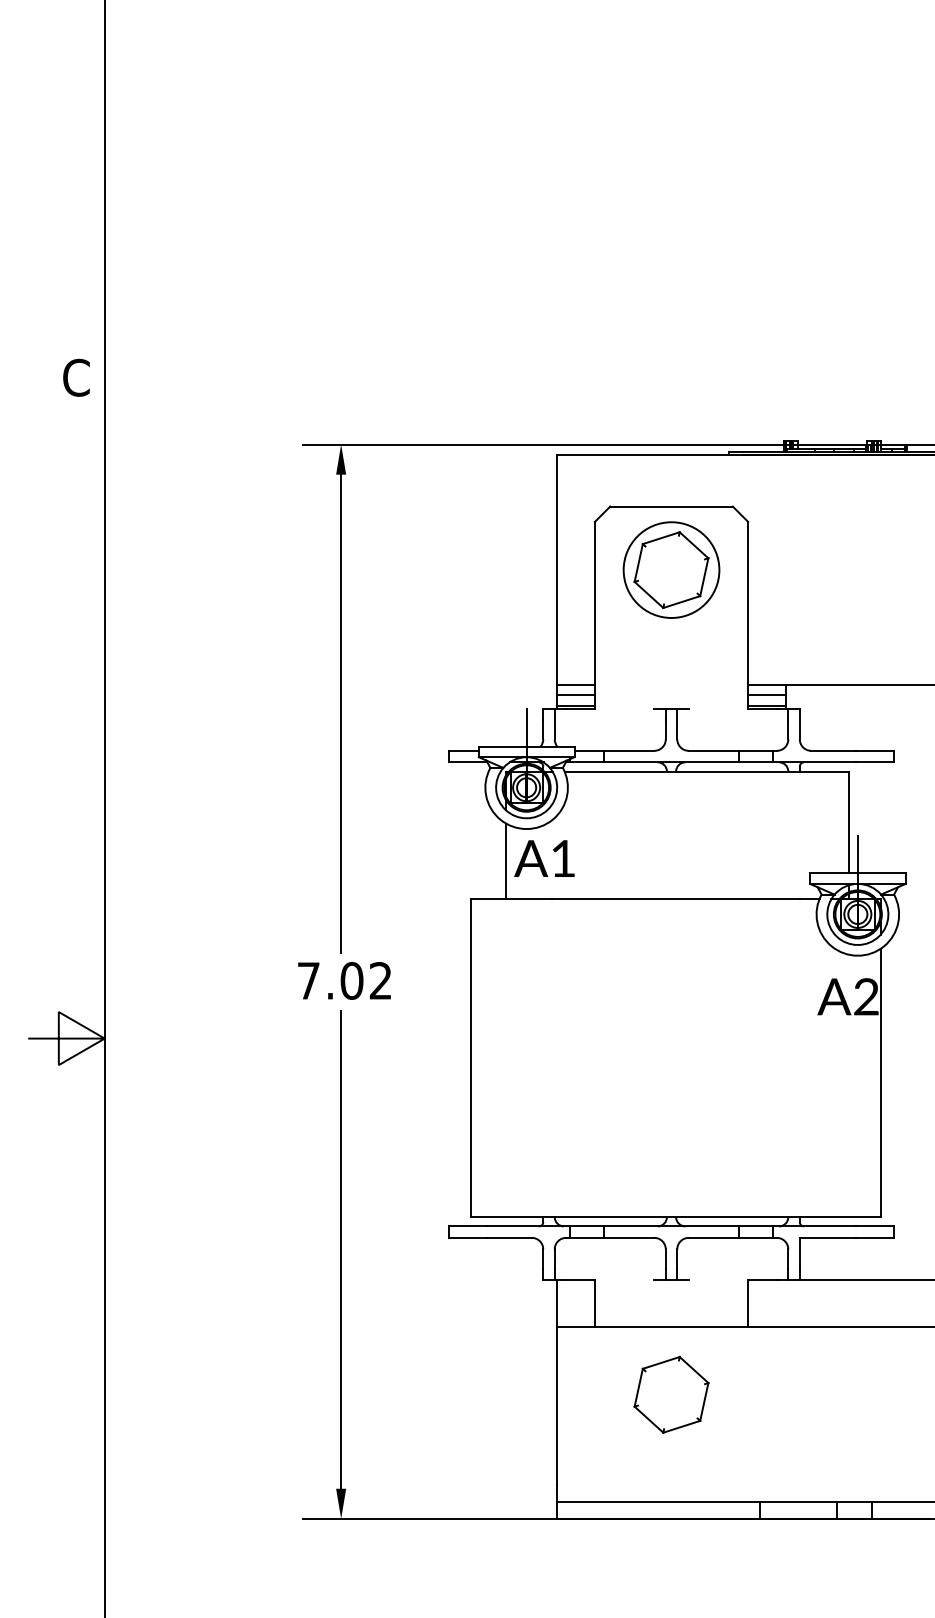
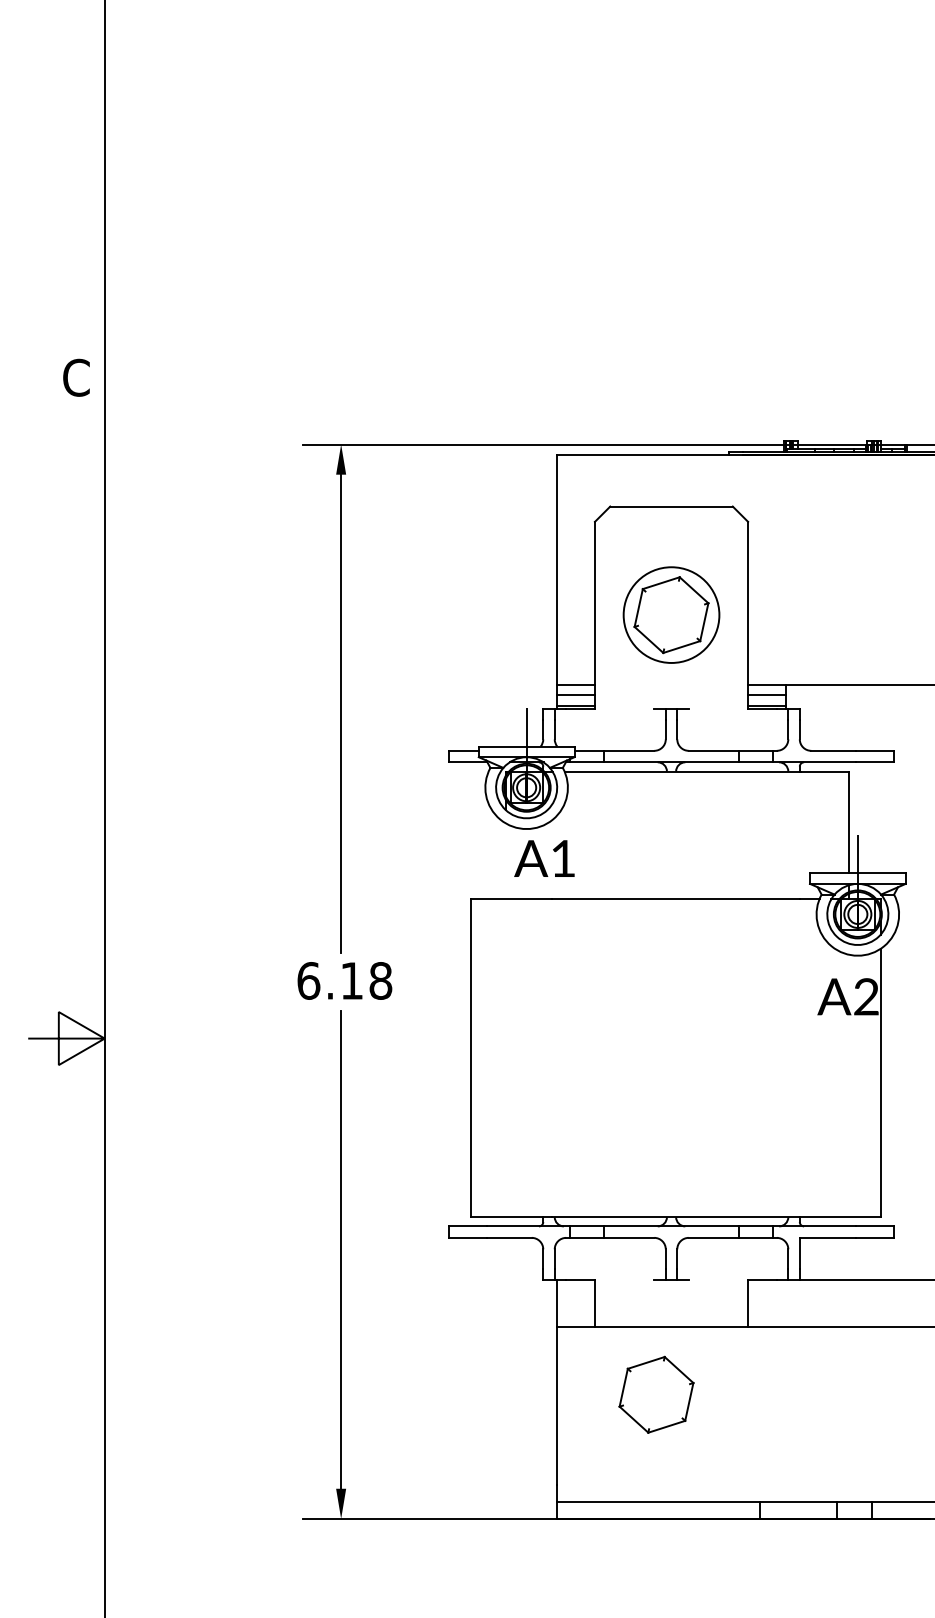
part position: (671, 569) -> (671, 614) (671, 614)
line: present -> none (506, 861)
text: 7.02 -> 6.18 (344, 980)
part position: (671, 1394) -> (656, 1394) (656, 1394)
